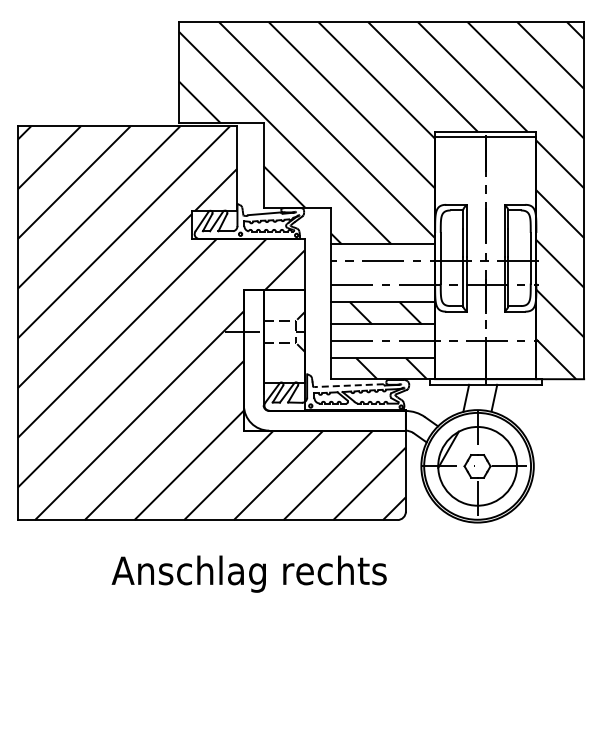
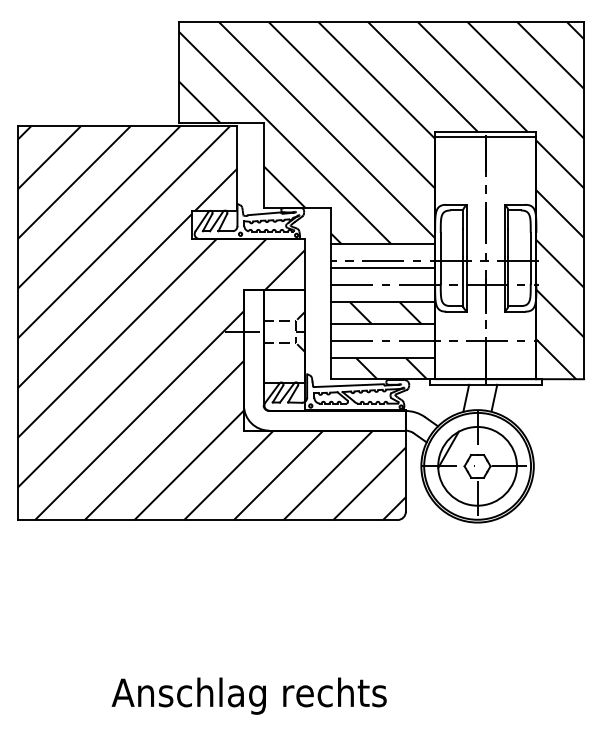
line: none -> present (383, 268)
line: dashed -> solid (349, 385)
text position: (248, 573) -> (248, 695) (248, 695)
